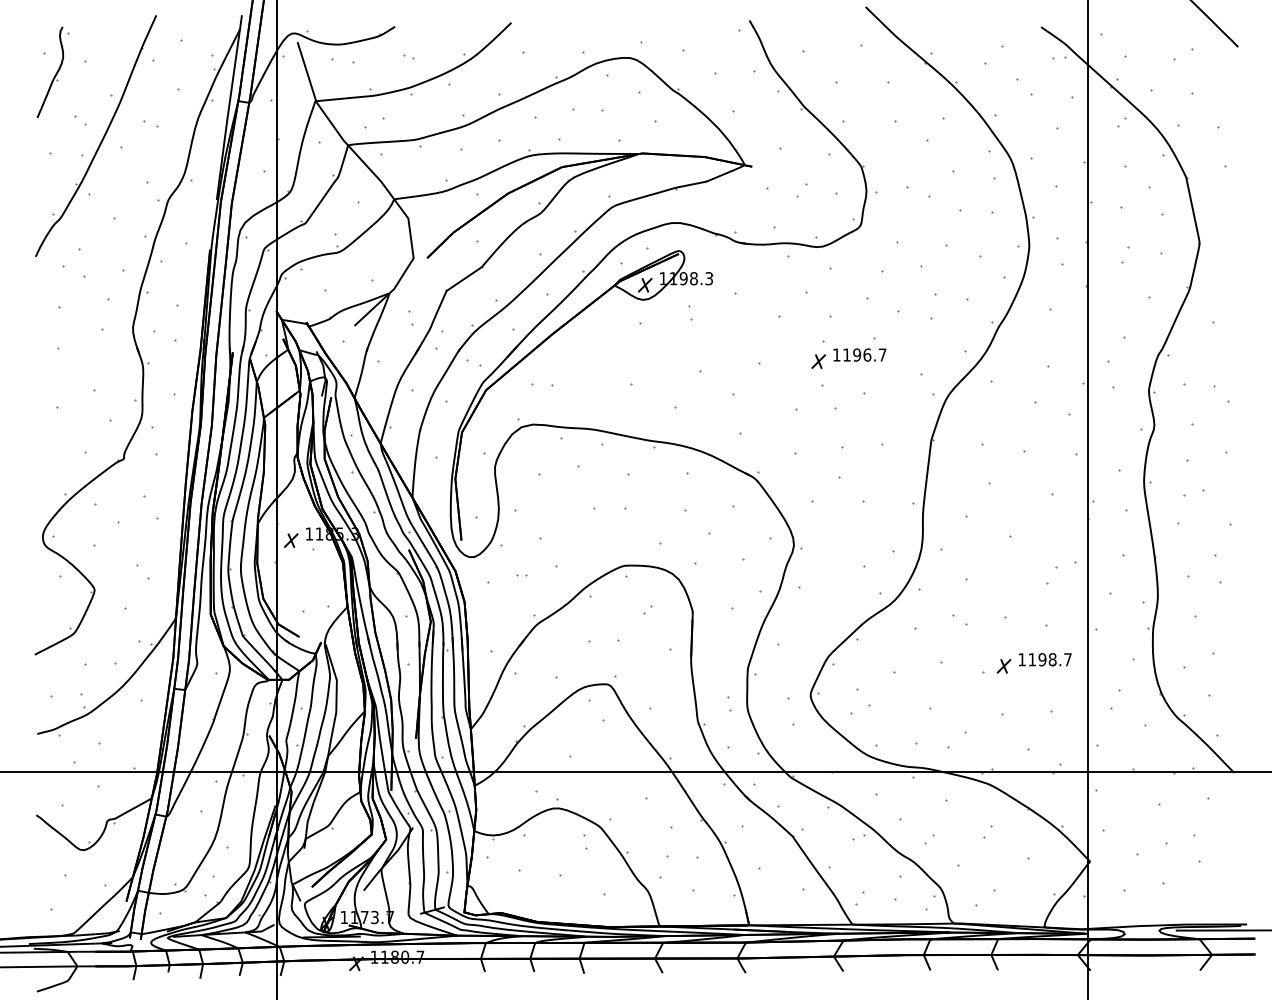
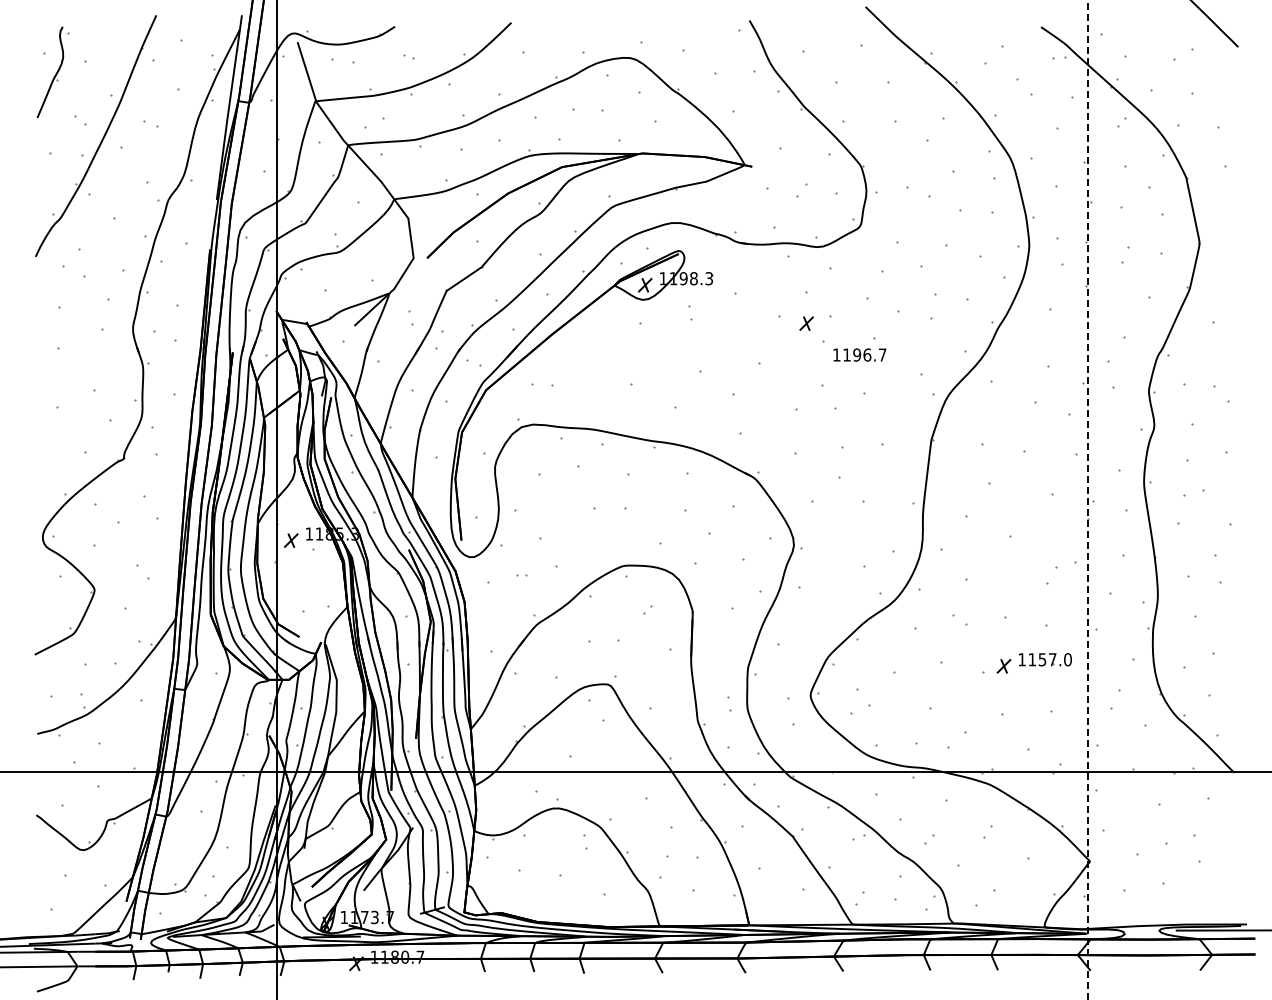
part position: (818, 361) -> (806, 323) (806, 323)
line: solid -> dashed (1088, 499)
text: 1198.7 -> 1157.0 (1054, 659)
